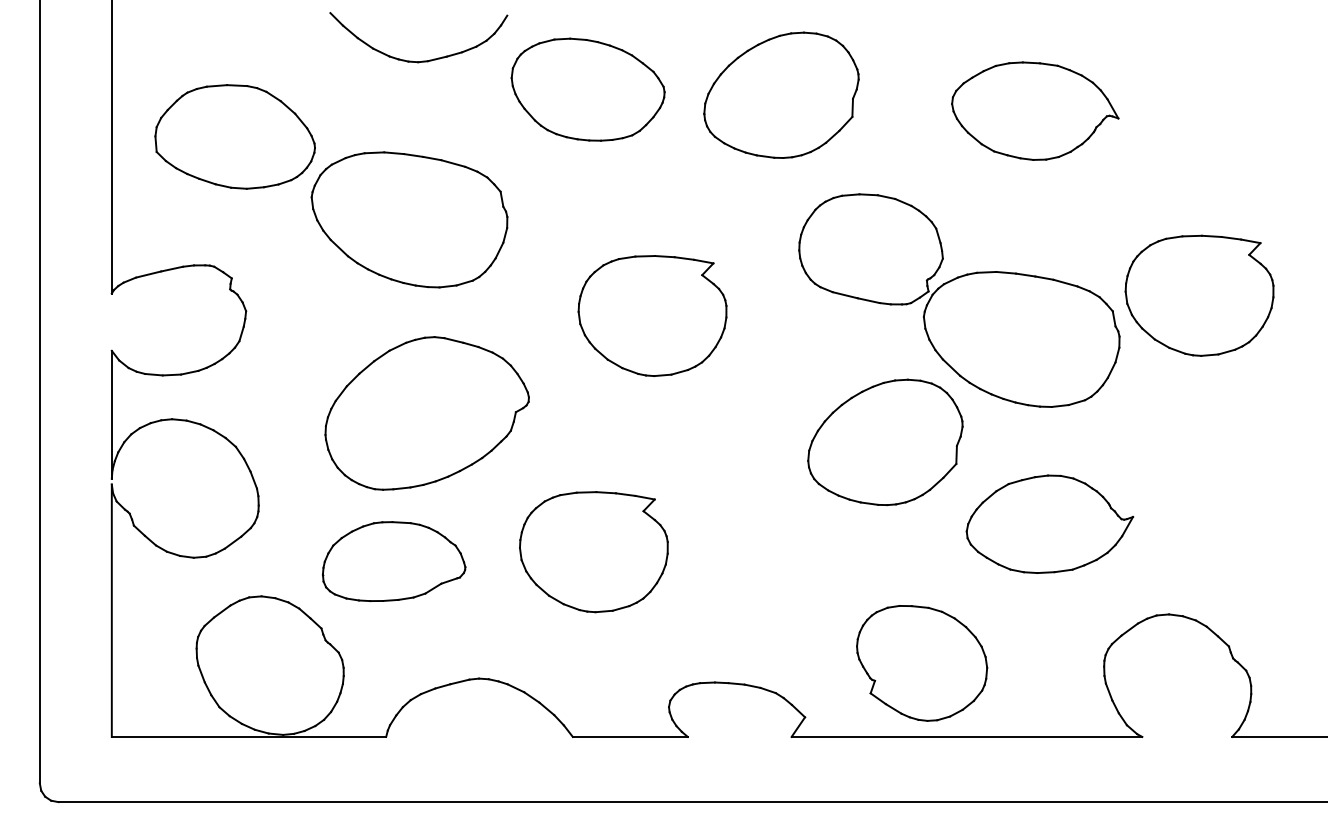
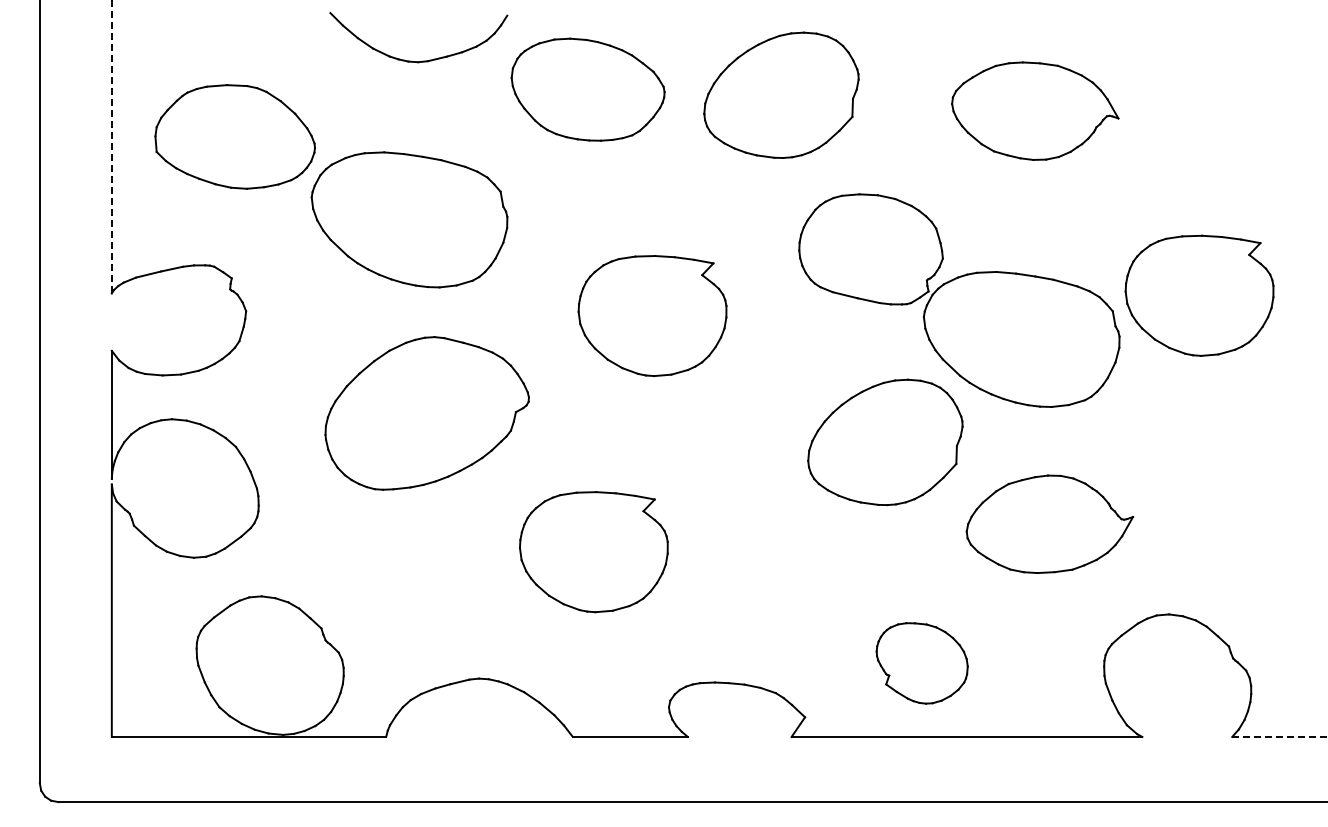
line: solid -> dashed (111, 147)
part: present -> none (394, 561)
part size: 133x117 px -> 94x83 px (921, 663)
line: solid -> dashed (1280, 736)
